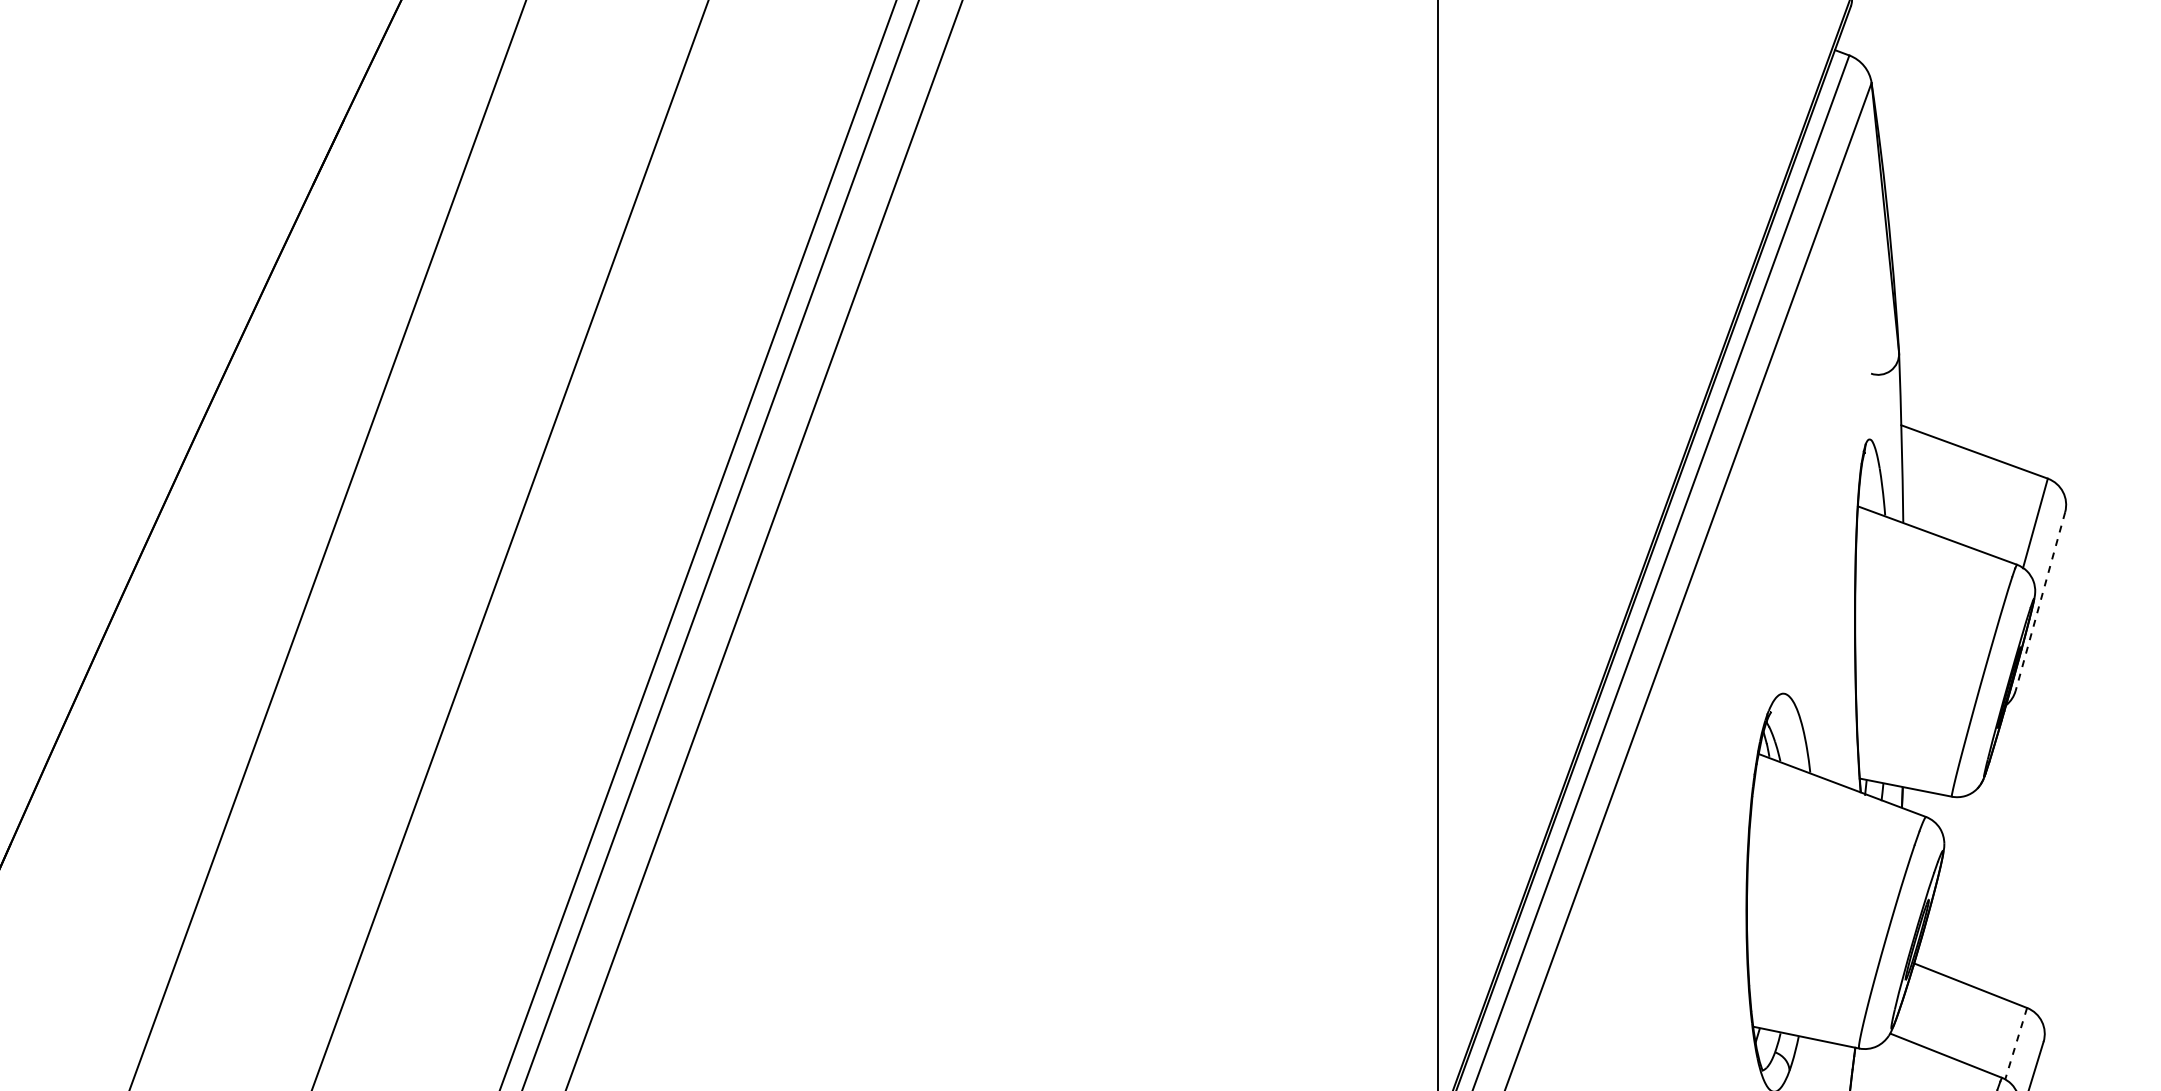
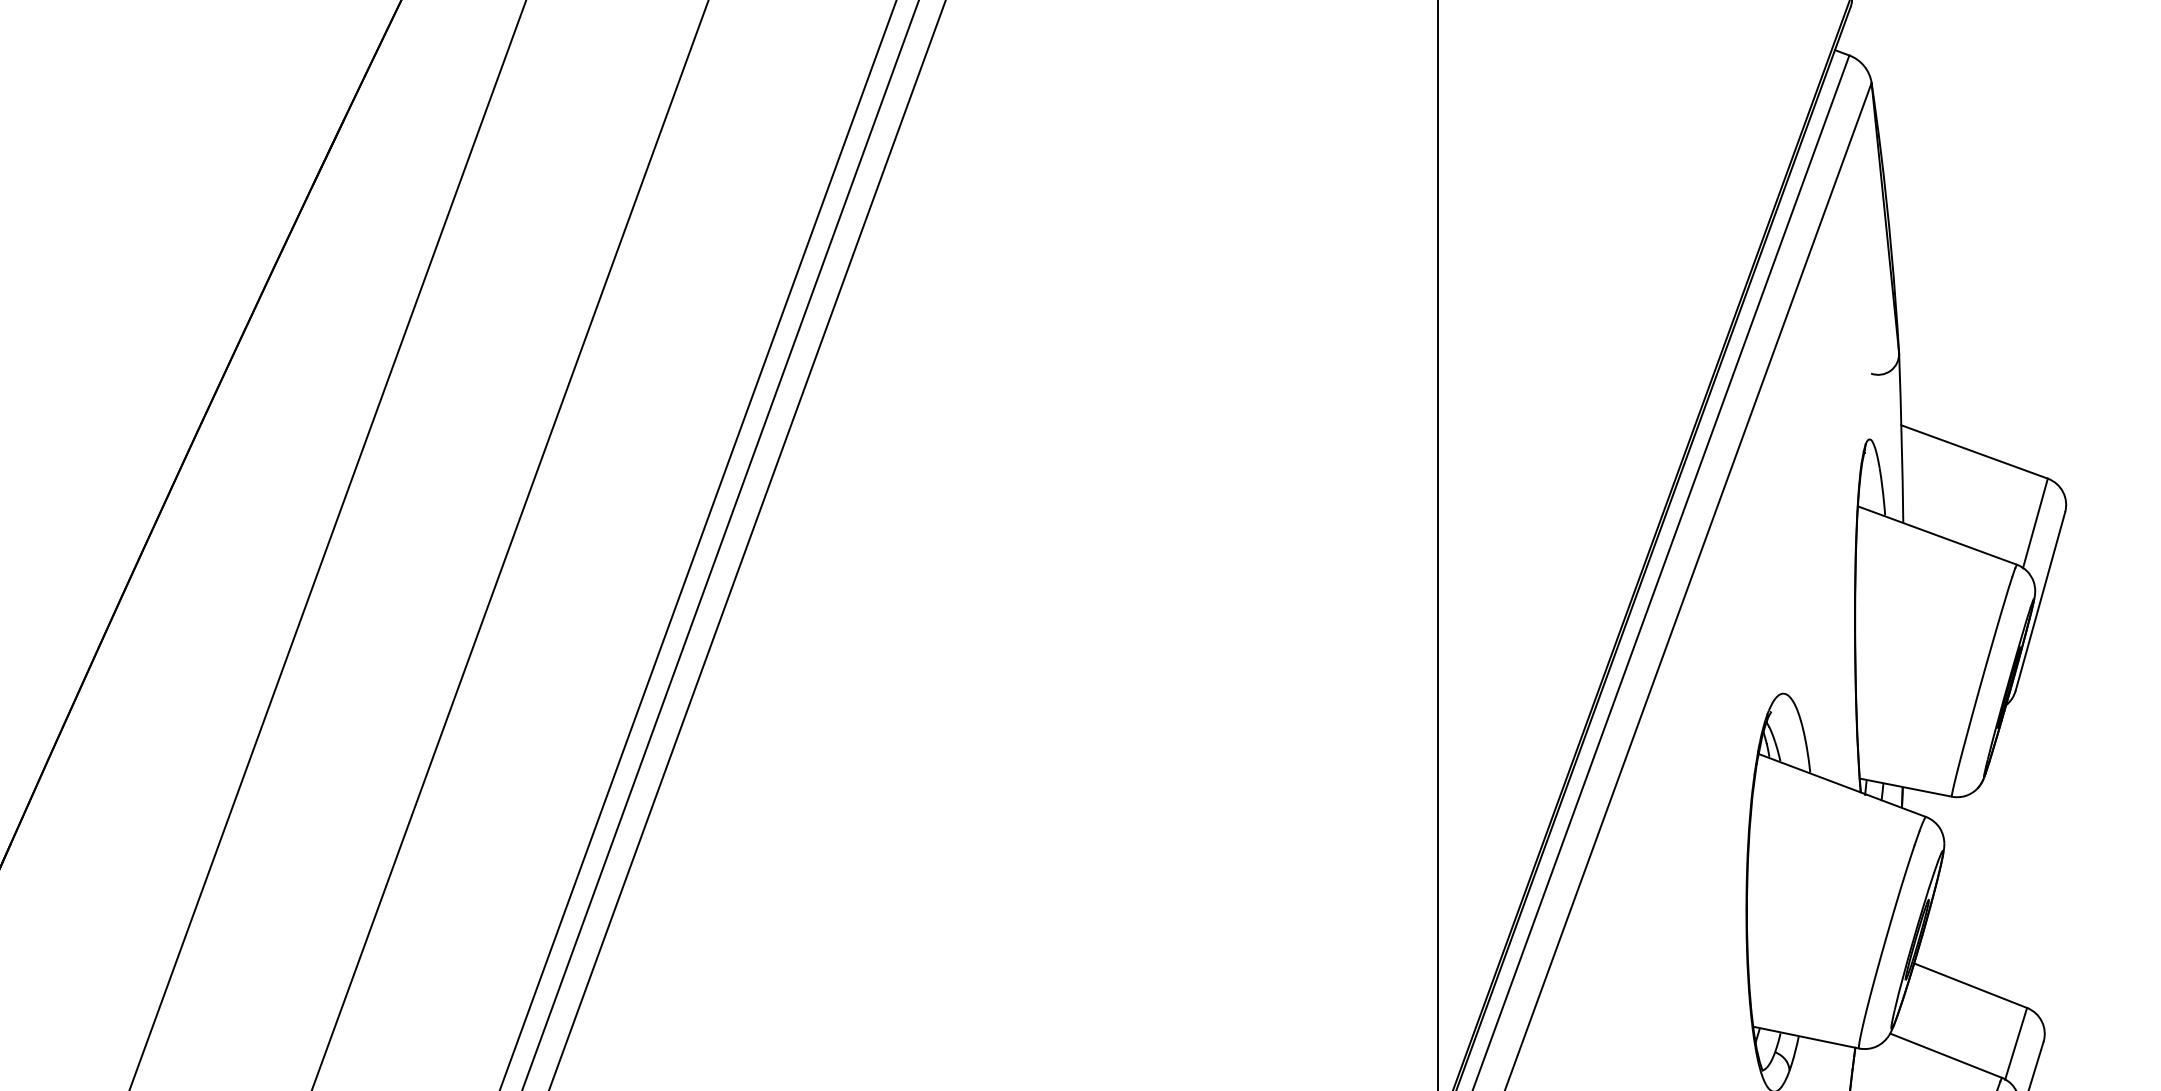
line position: (764, 544) -> (747, 544) (747, 544)
line: dashed -> solid (2040, 601)
line: dashed -> solid (2016, 1043)
